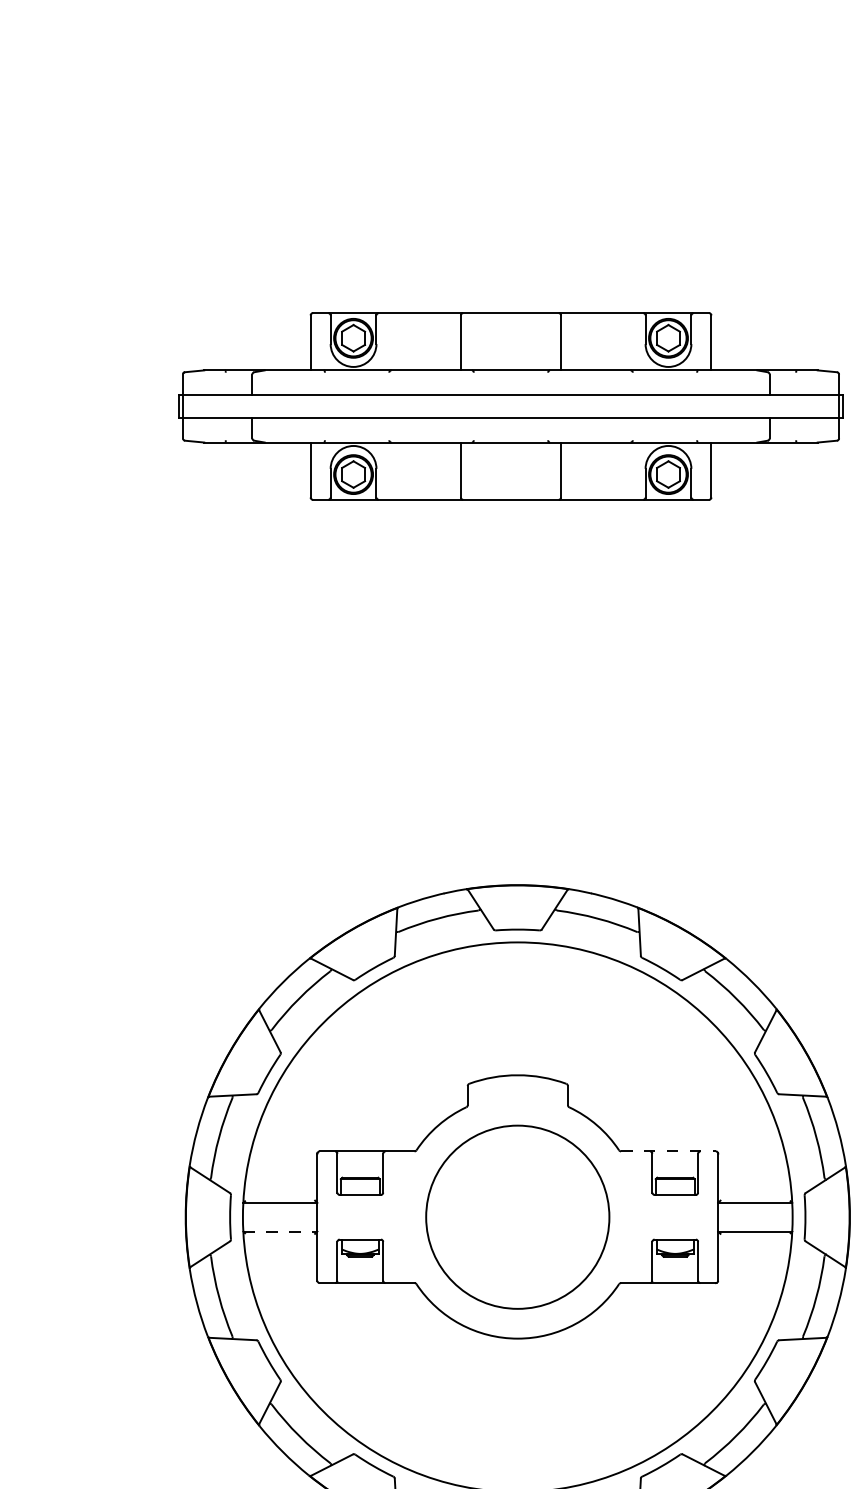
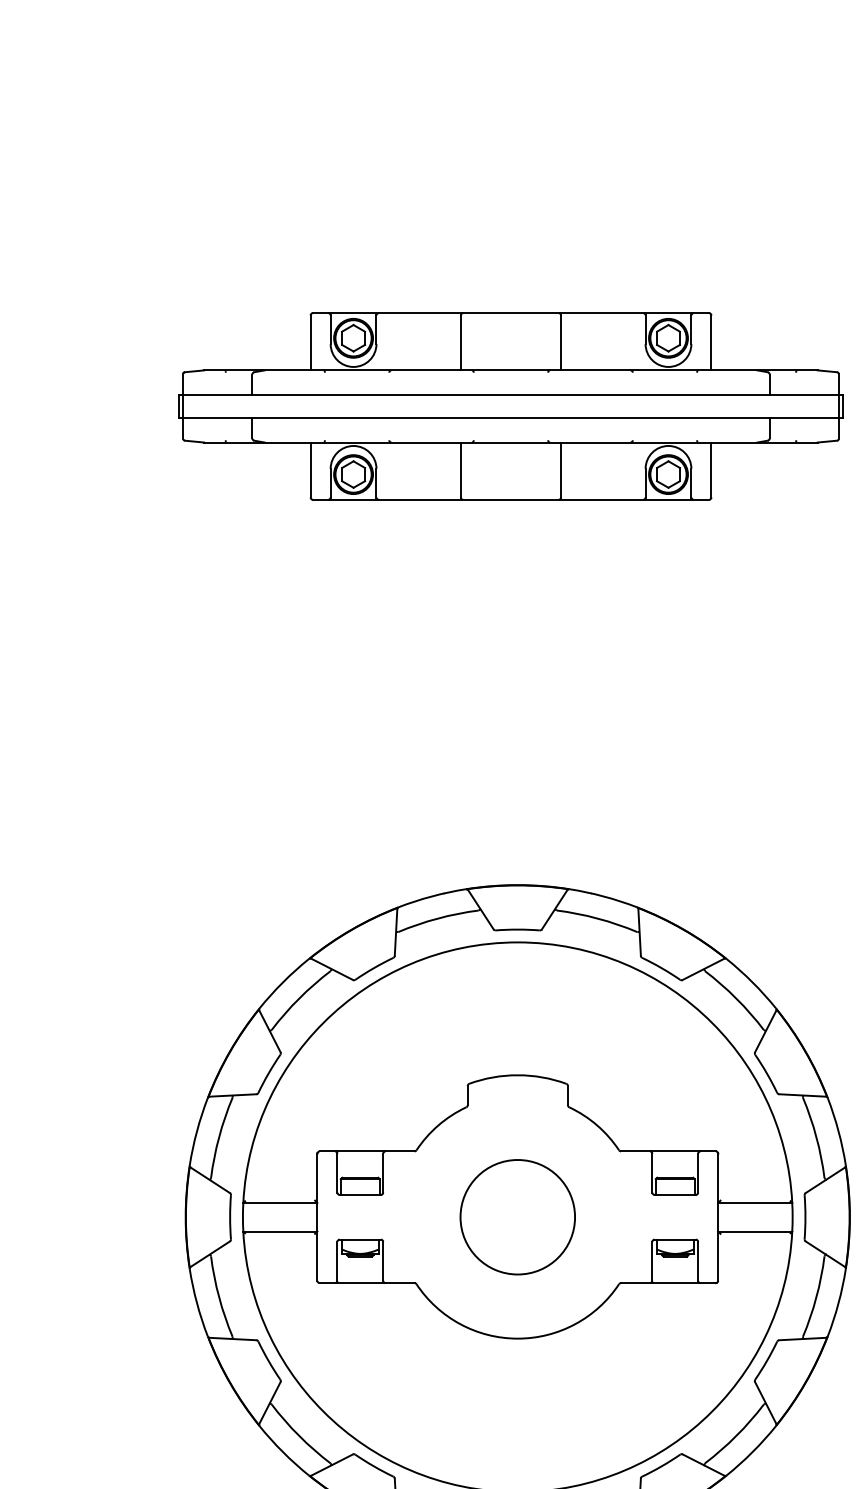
line: dashed -> solid (669, 1151)
circle diameter: 183 px -> 115 px (517, 1217)
line: dashed -> solid (280, 1231)
